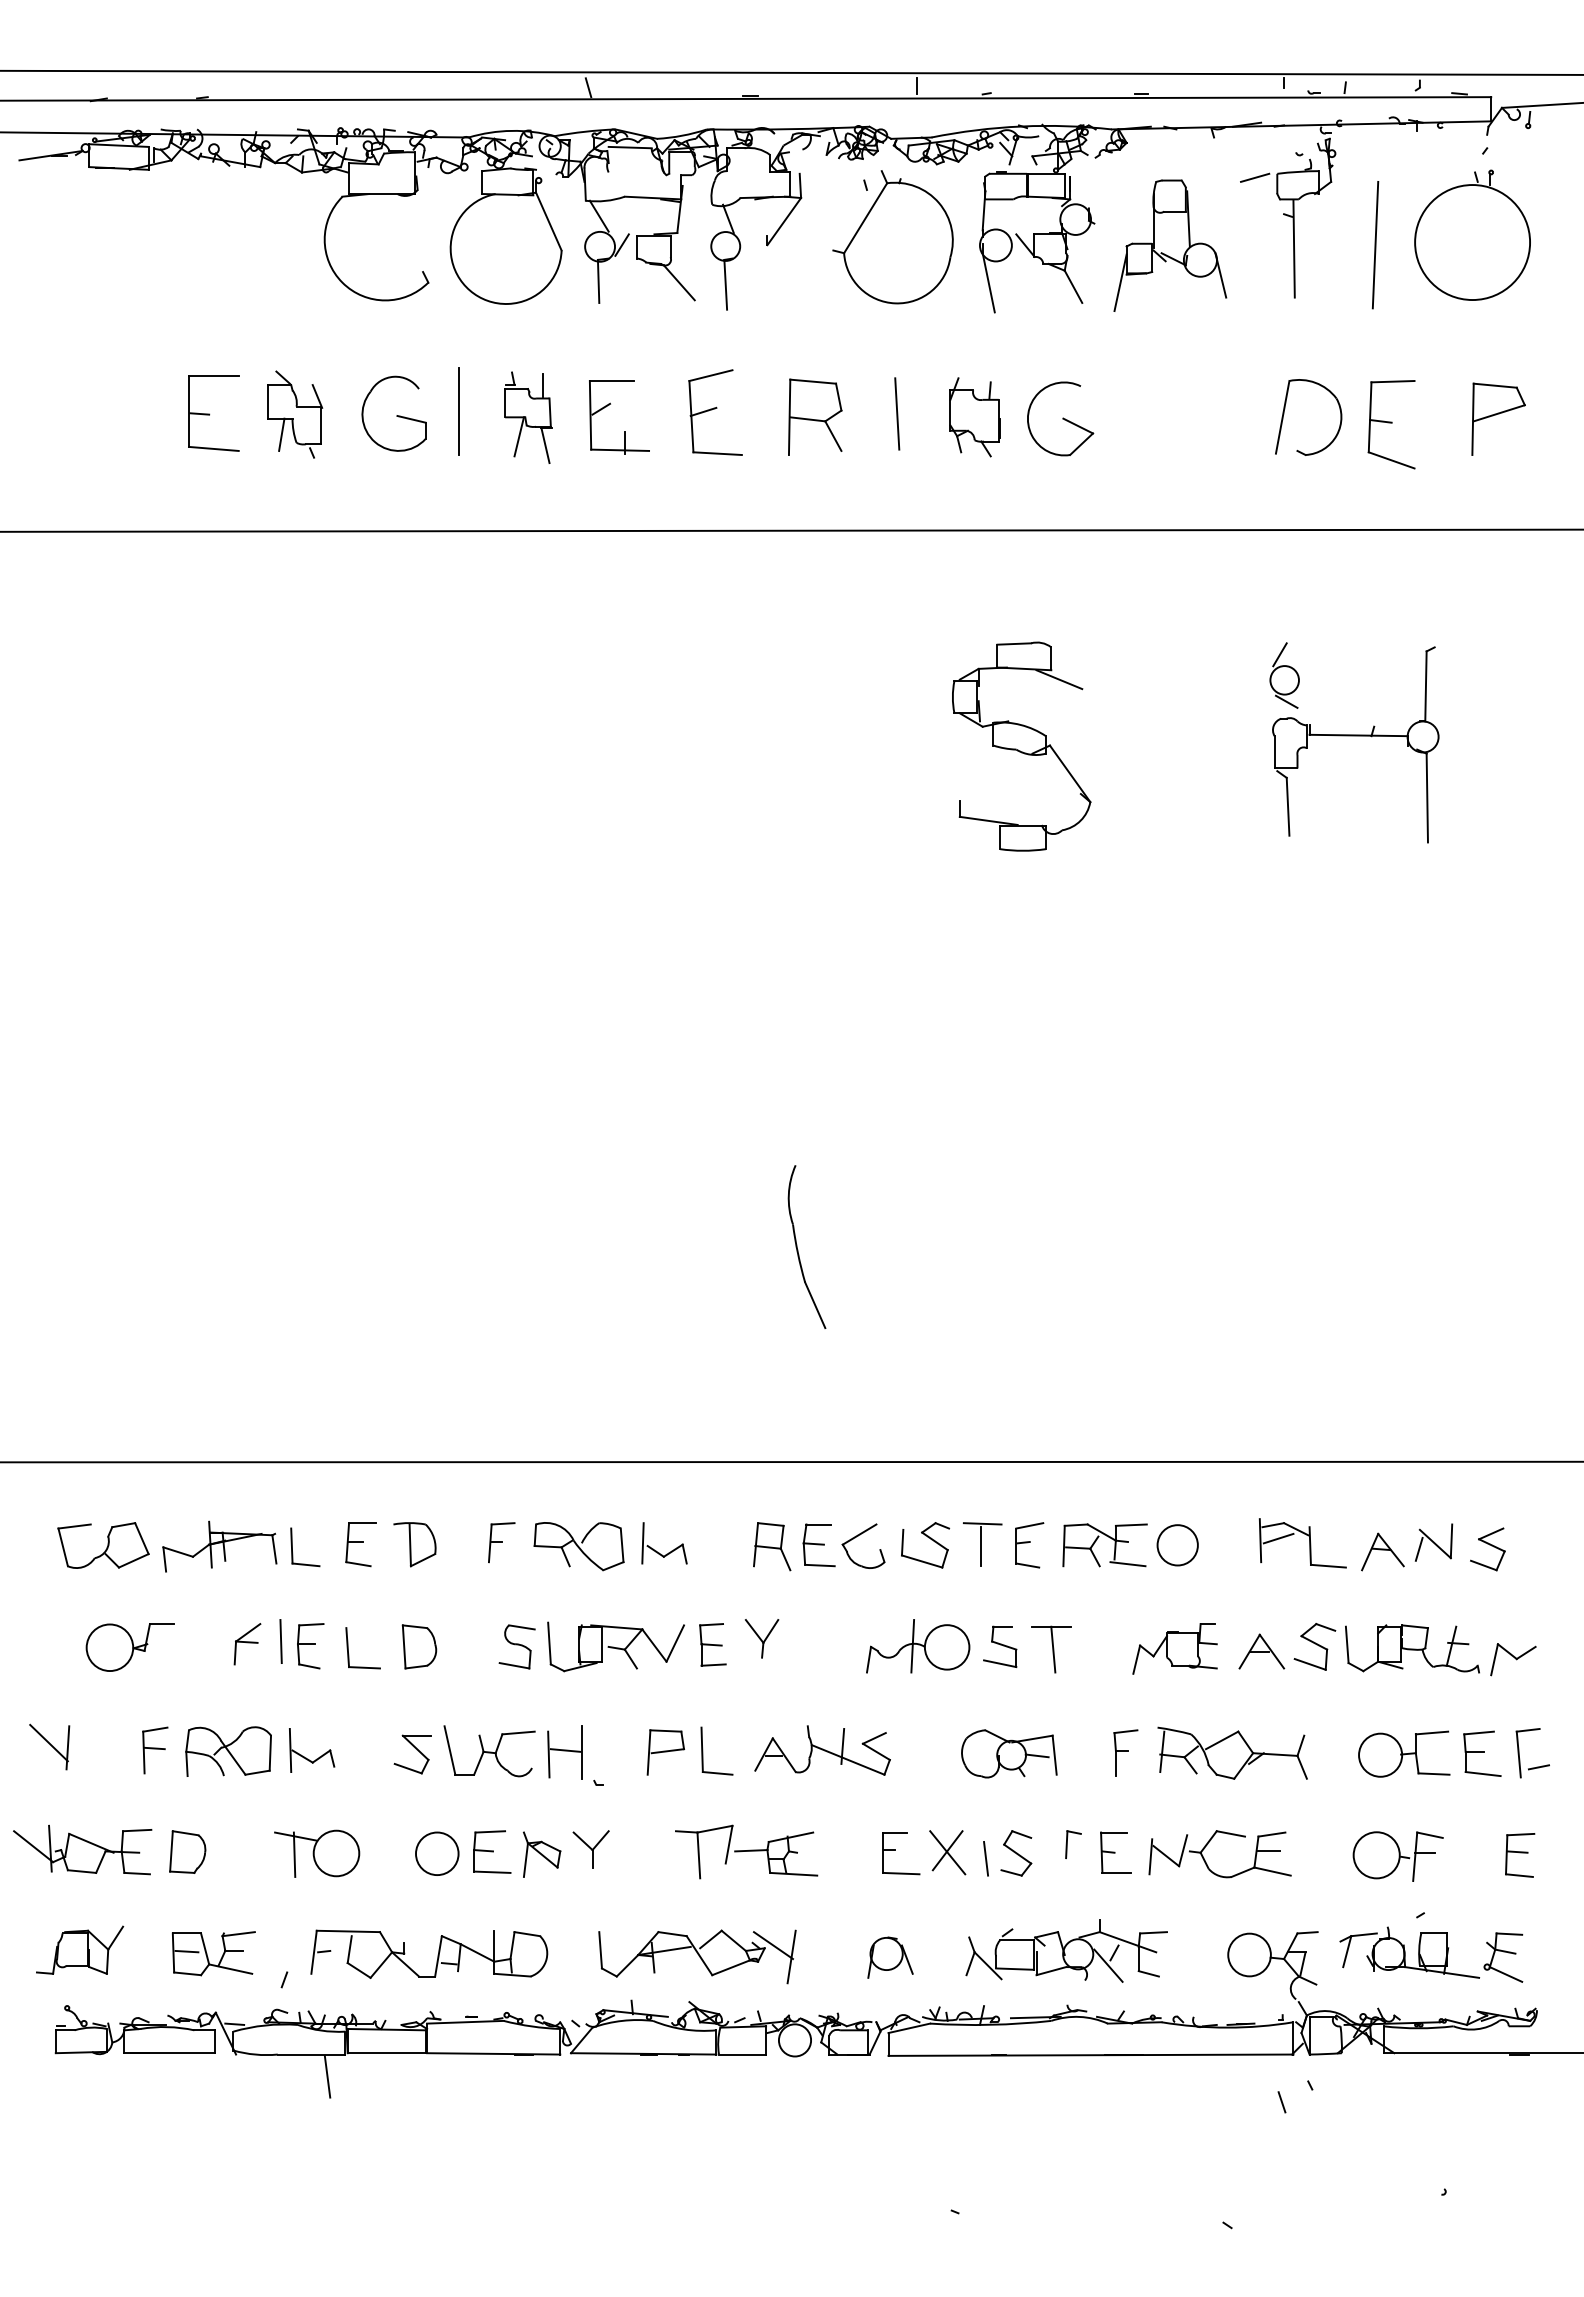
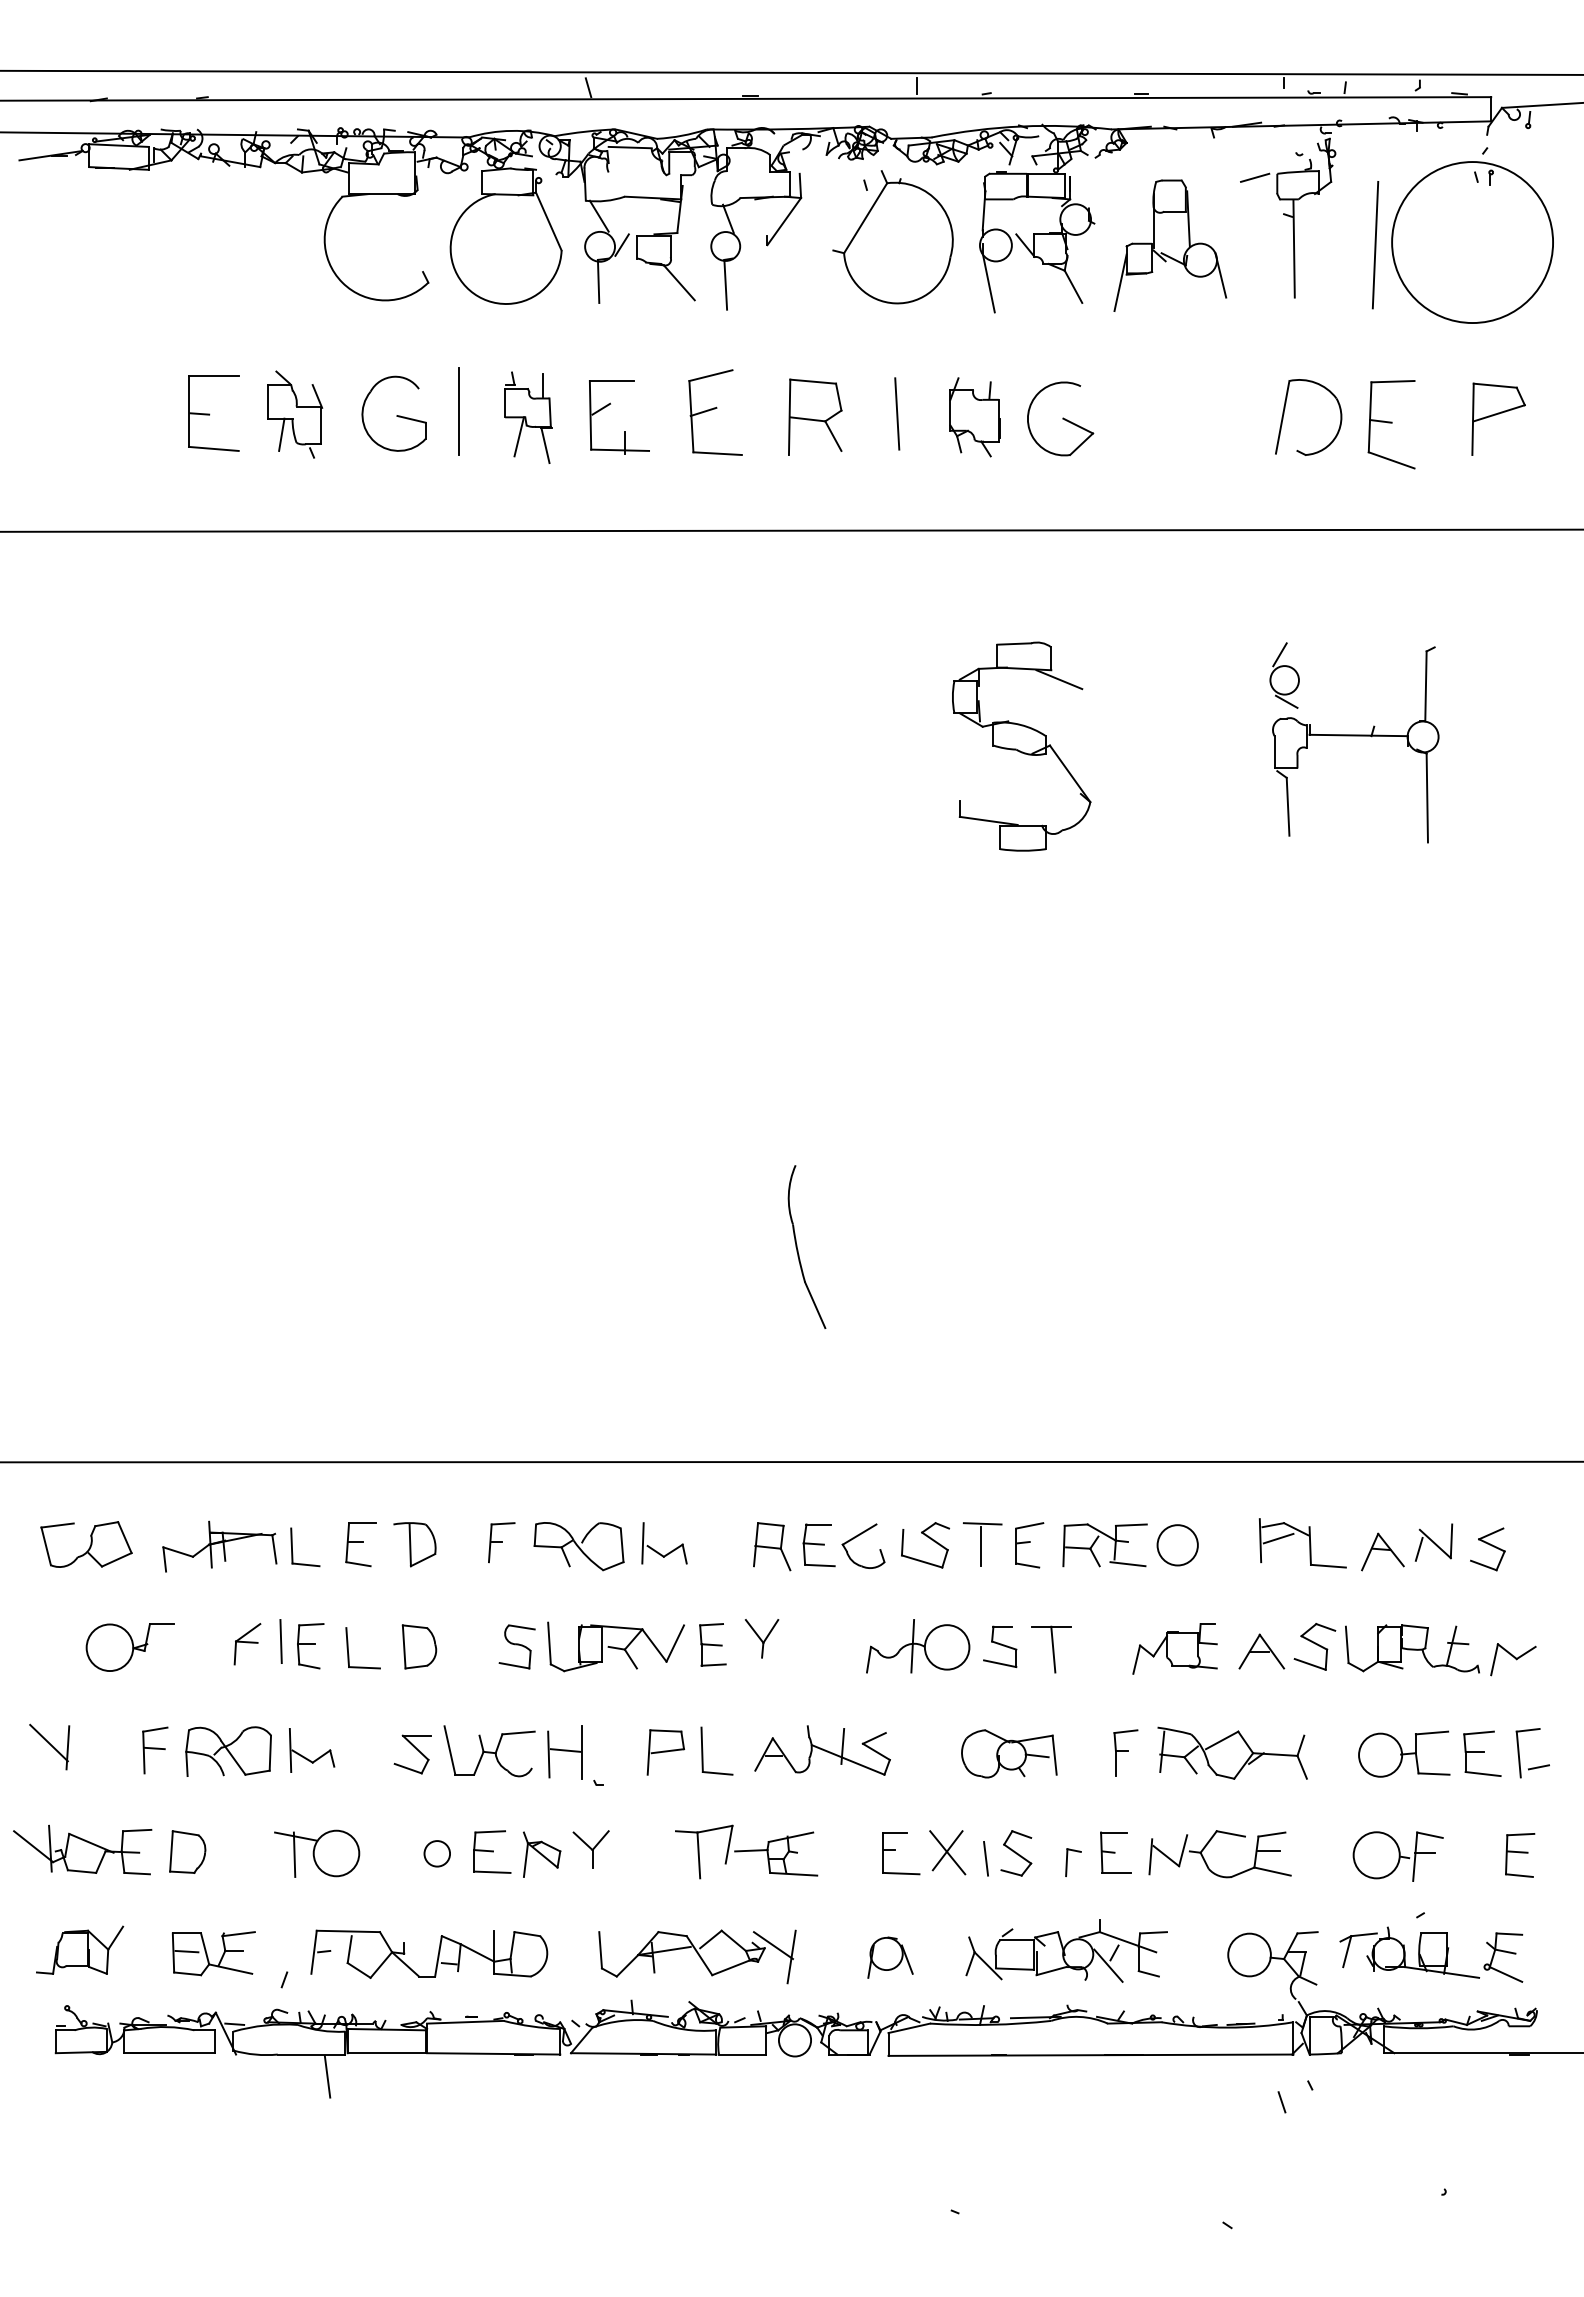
circle diameter: 115 px -> 161 px (1472, 242)
part position: (103, 1545) -> (86, 1544) (86, 1544)
part position: (1073, 1844) -> (1073, 1862) (1073, 1862)
circle diameter: 43 px -> 26 px (437, 1853)
